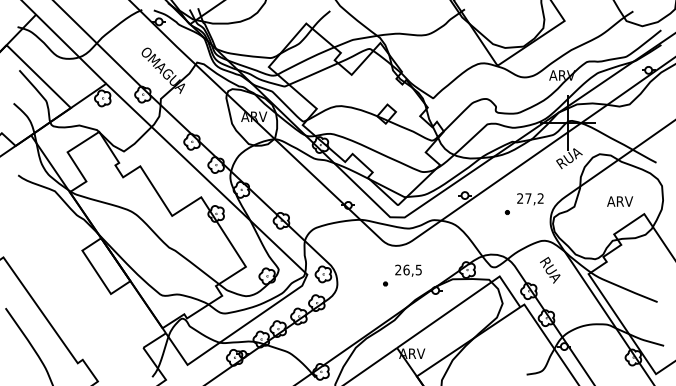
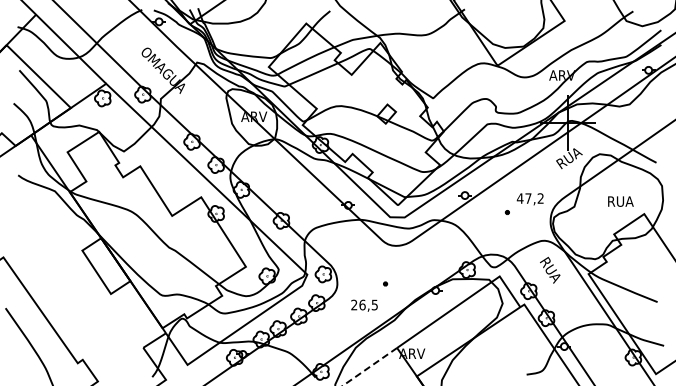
text: 27,2 -> 47,2 (519, 198)
text: ARV -> RUA (620, 201)
text position: (408, 270) -> (364, 305) (364, 305)
line: solid -> dashed (370, 366)
